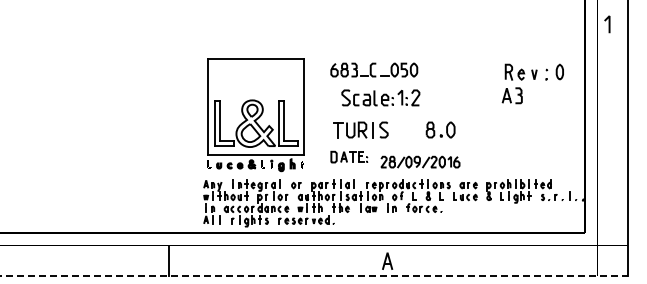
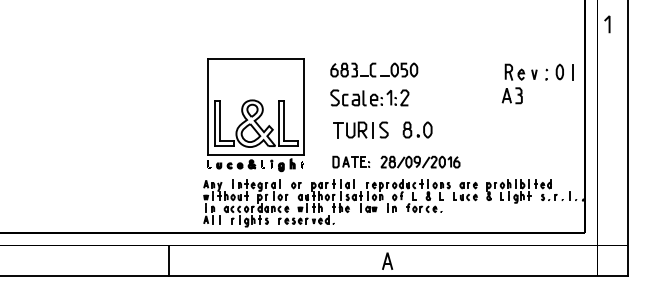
line: none -> present (572, 72)
part position: (380, 97) -> (369, 97) (369, 97)
part position: (440, 129) -> (417, 129) (417, 129)
part position: (349, 156) -> (351, 161) (351, 161)
line: dashed -> solid (314, 275)
